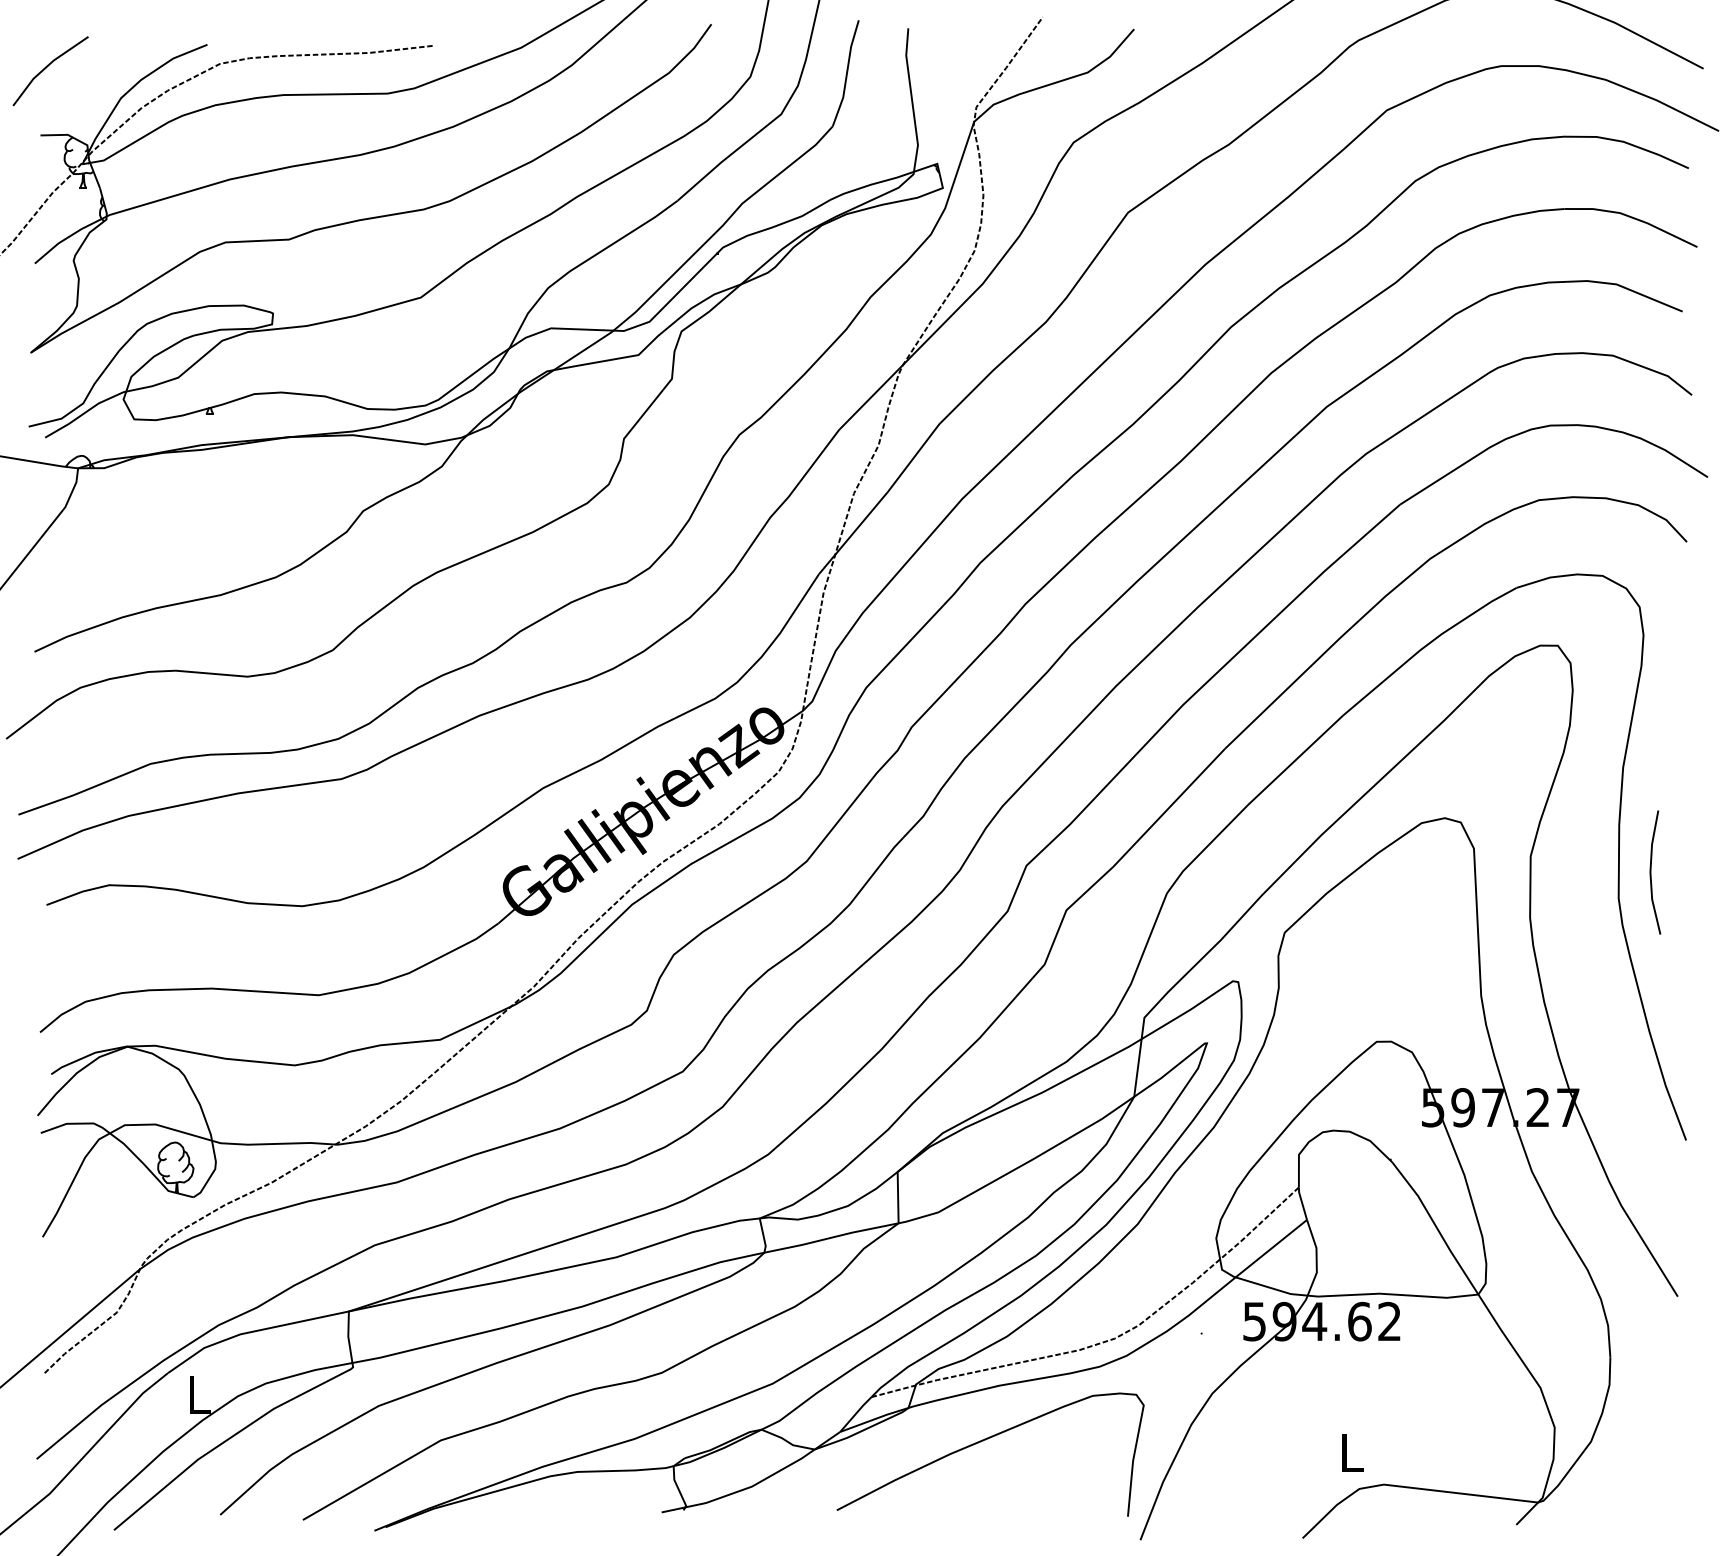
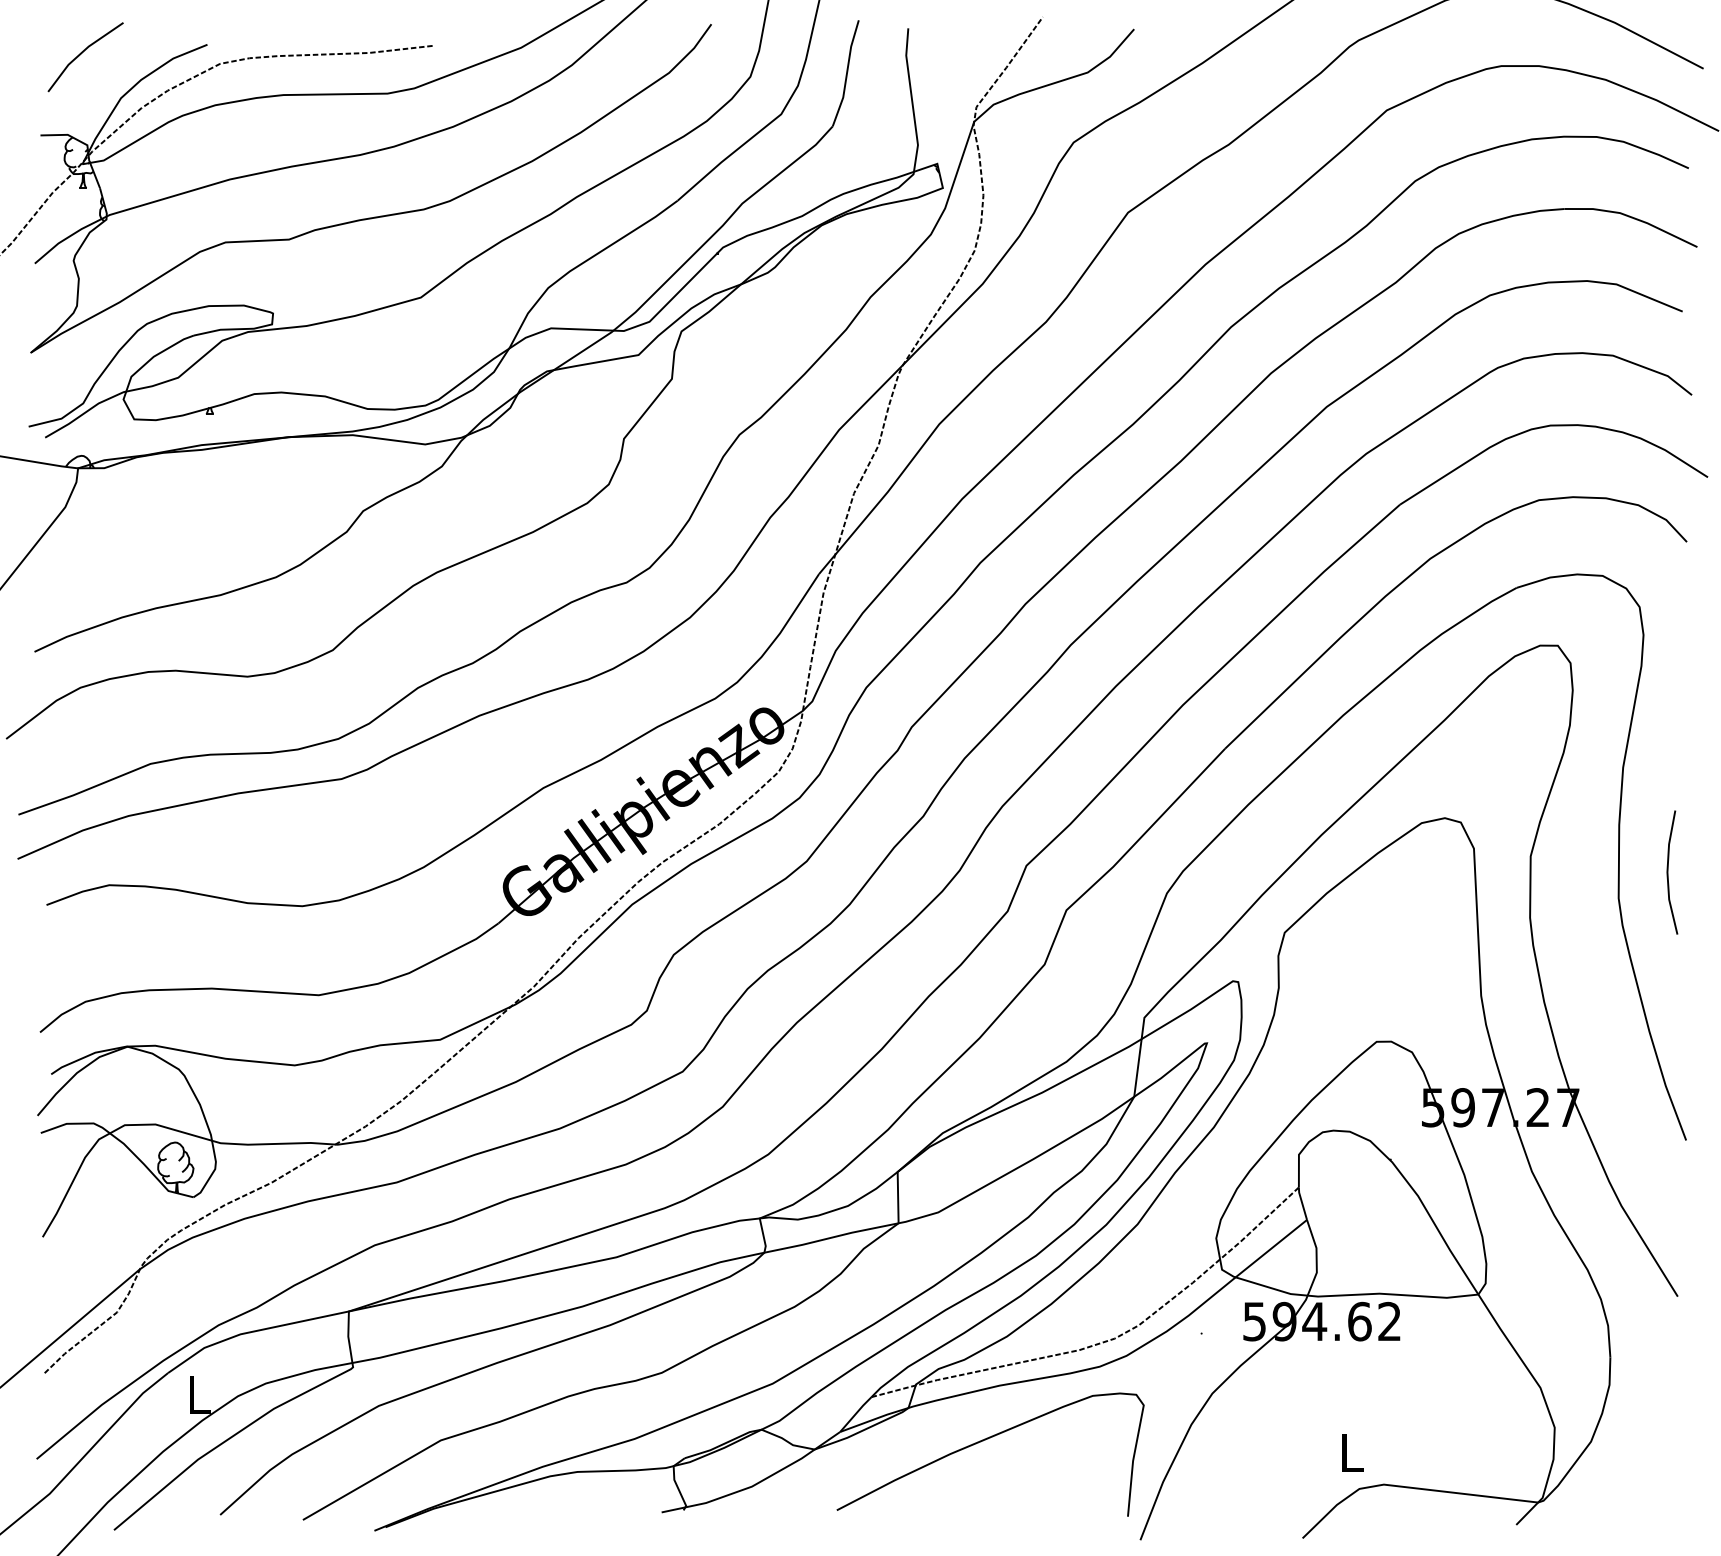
line position: (47, 67) -> (82, 53) (82, 53)
line position: (1651, 872) -> (1668, 872) (1668, 872)
